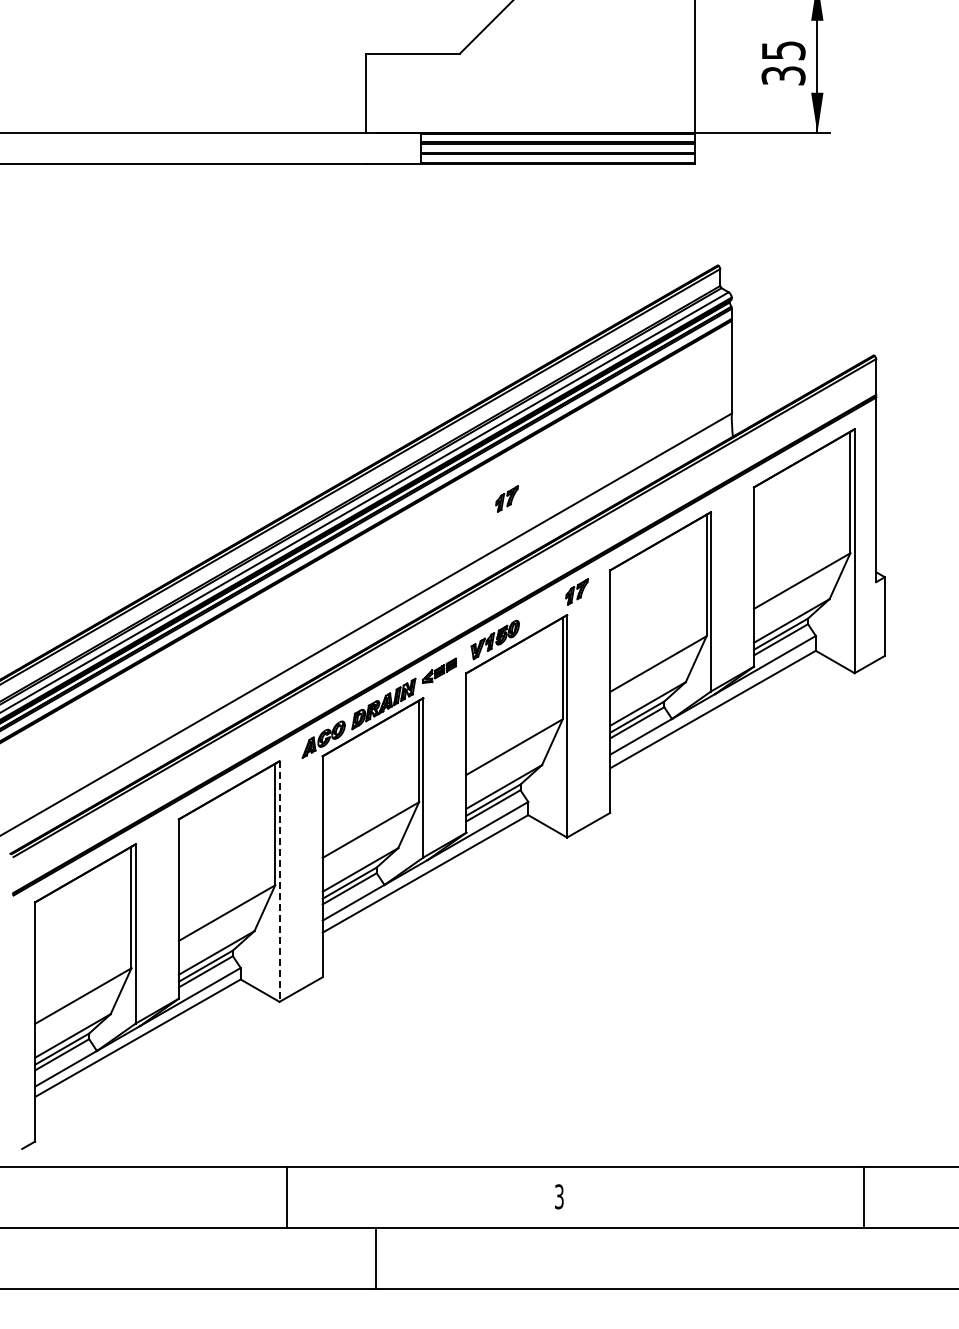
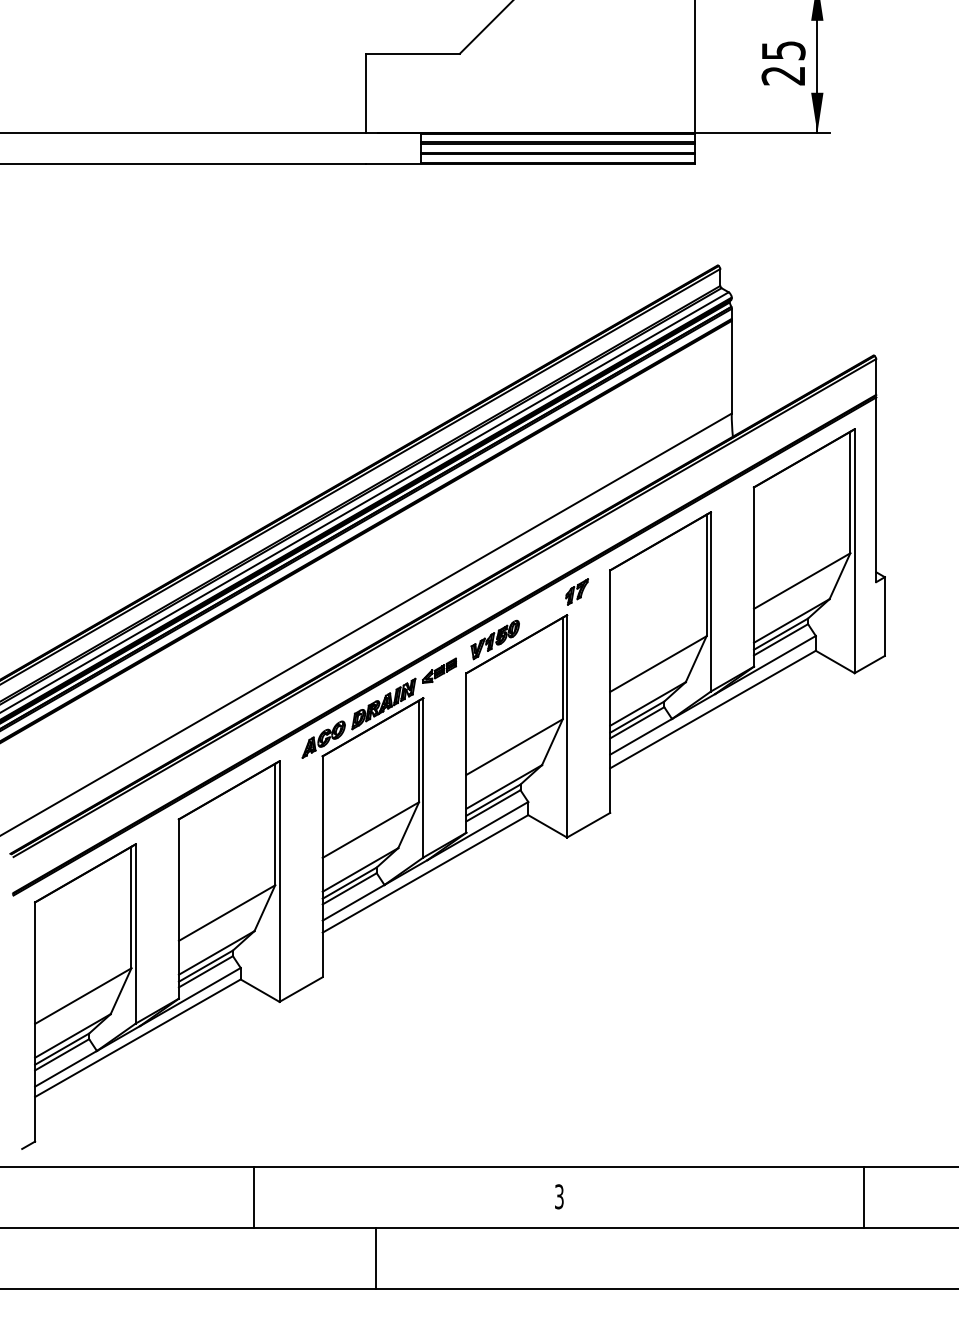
text: 35 -> 25 (783, 75)
part: present -> none (506, 498)
line: dashed -> solid (279, 882)
line position: (286, 1197) -> (253, 1197) (253, 1197)
